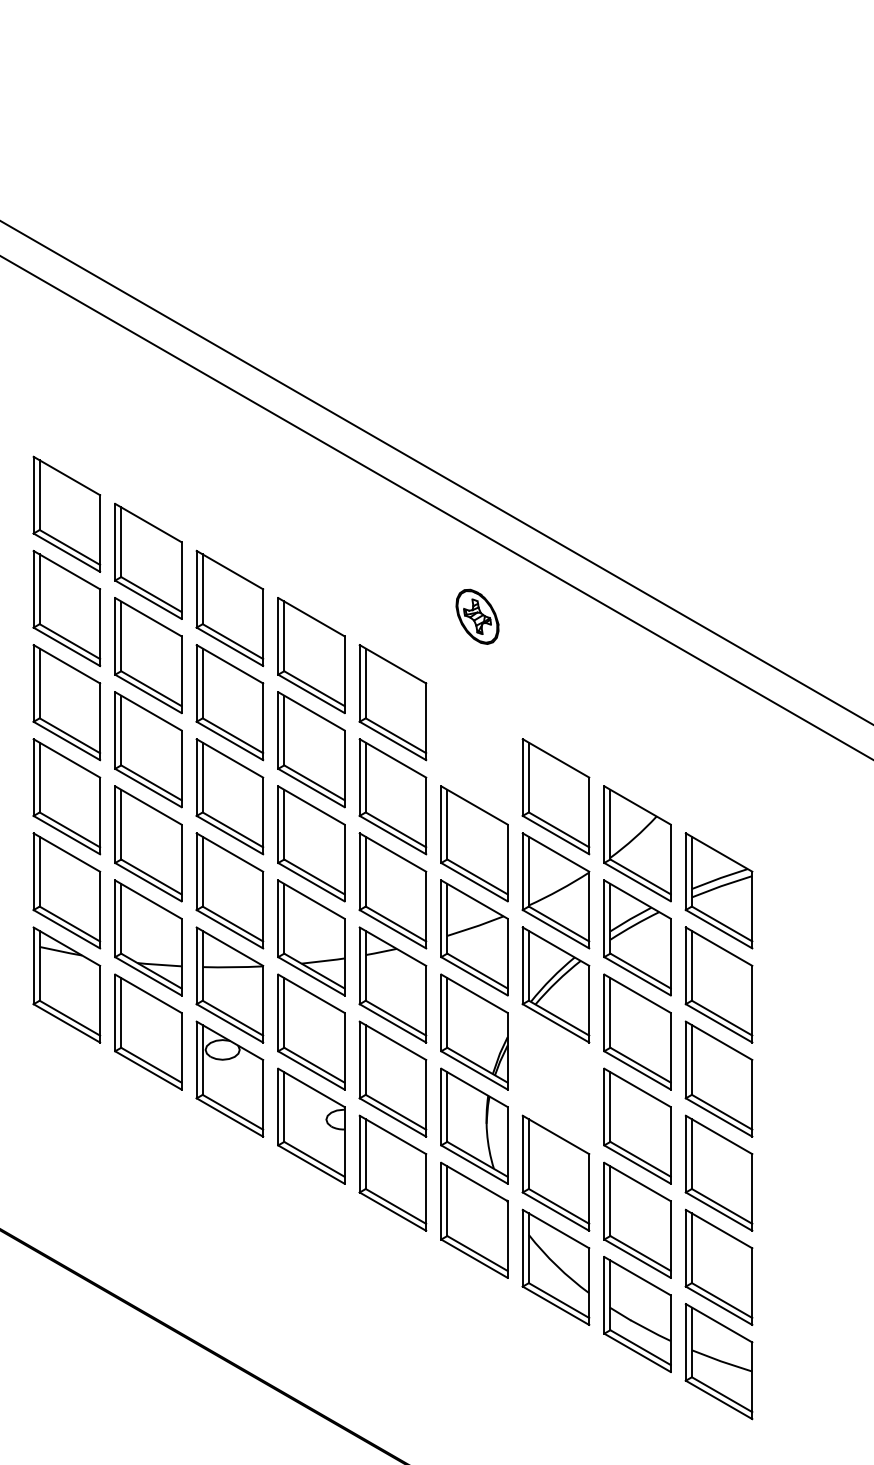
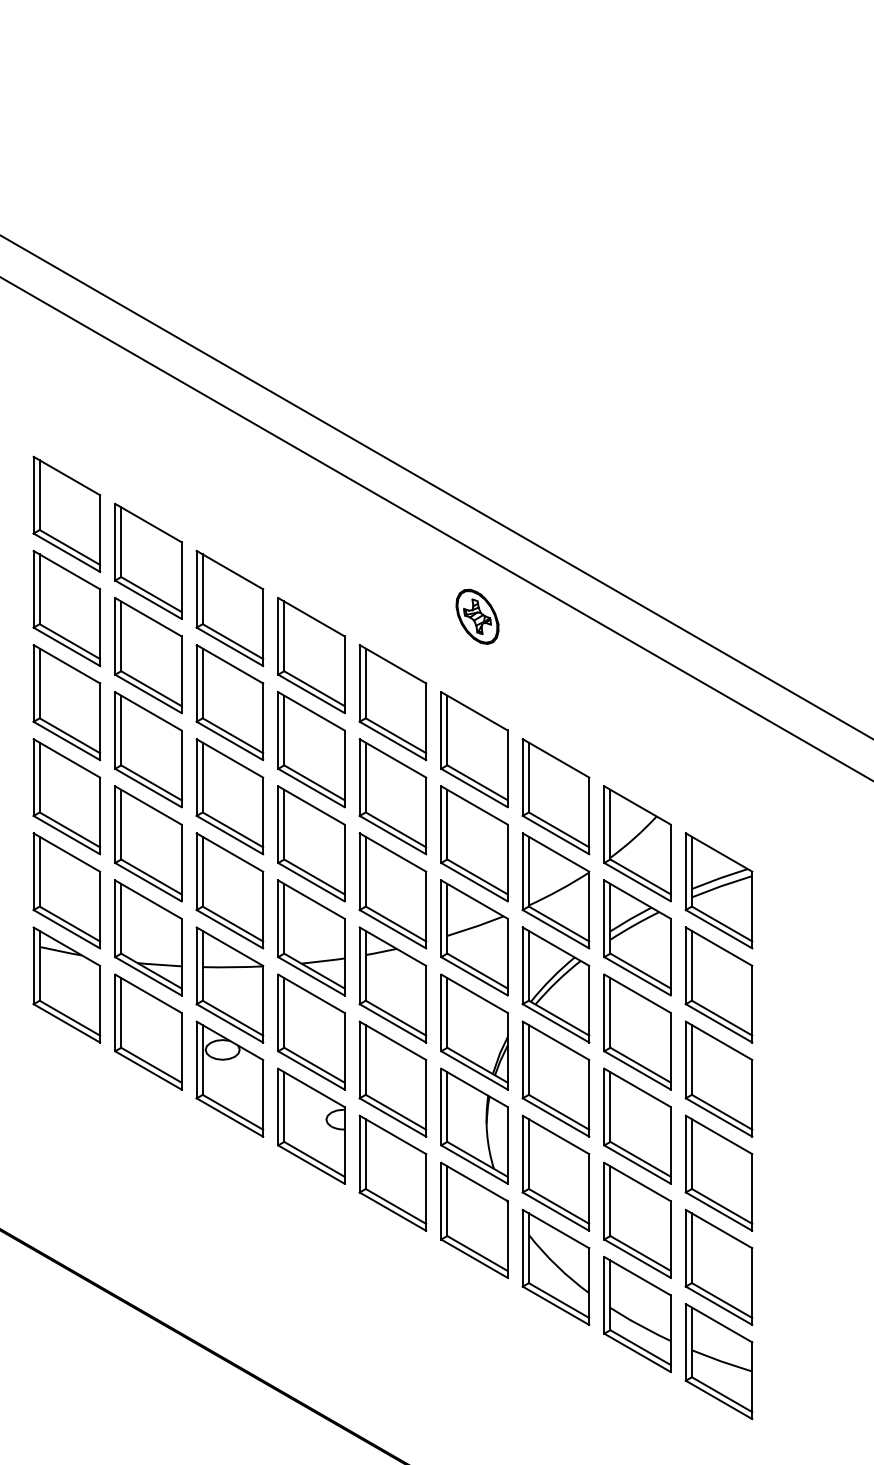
line position: (436, 472) -> (436, 486) (436, 486)
line position: (436, 507) -> (436, 528) (436, 528)
part: none -> present (474, 749)
part: none -> present (555, 1078)
